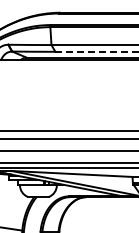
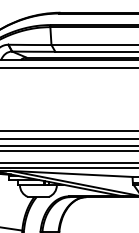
line: dashed -> solid (97, 51)
line: none -> present (68, 68)
line: none -> present (68, 145)
